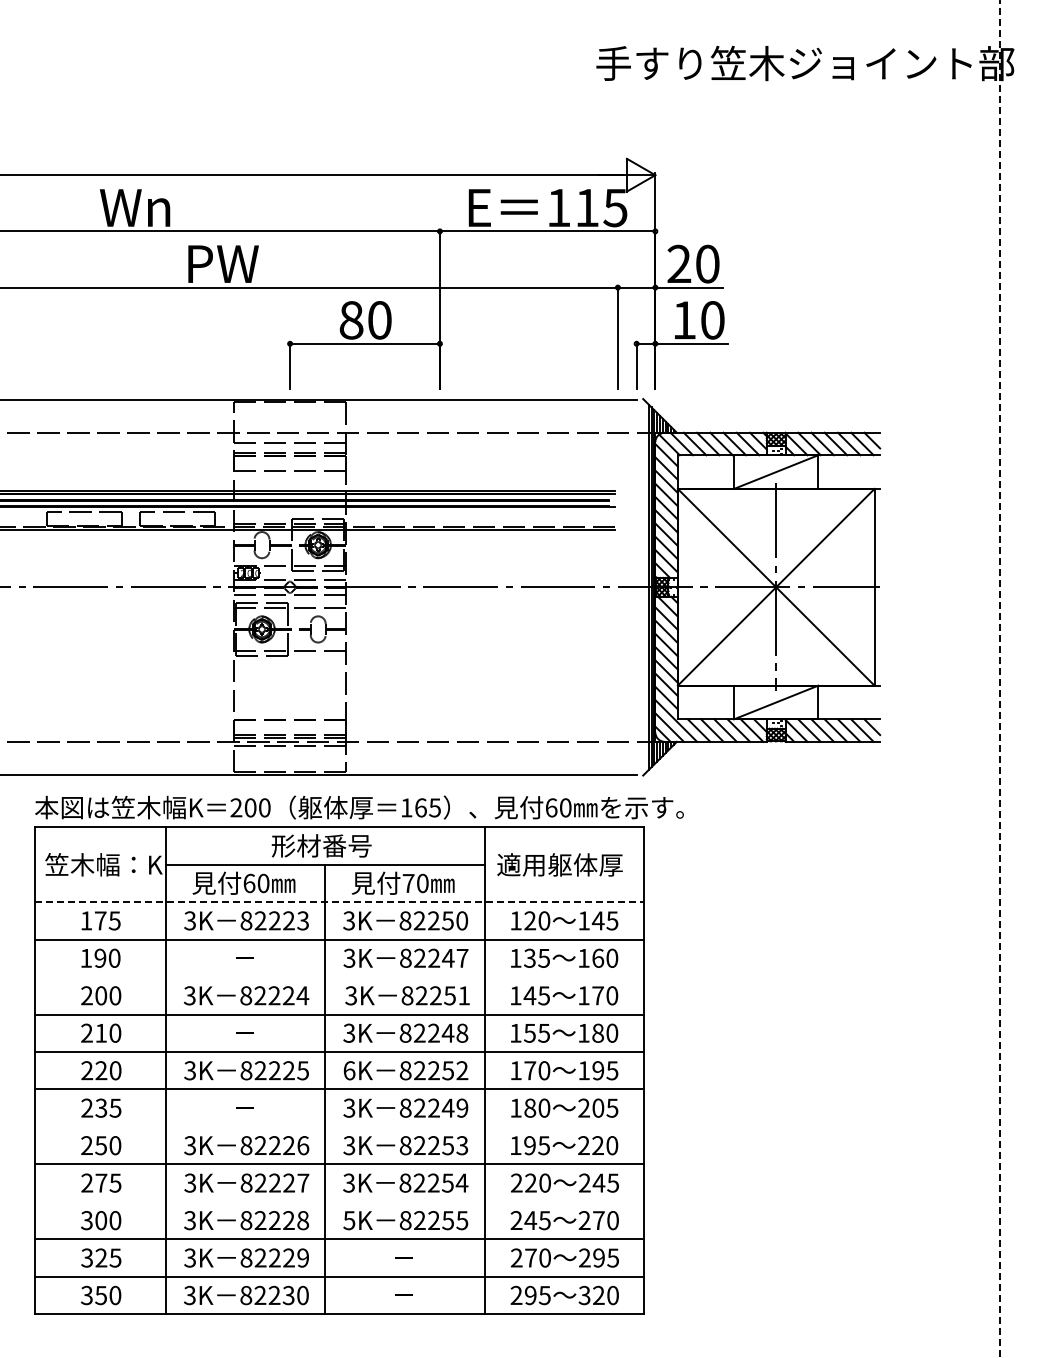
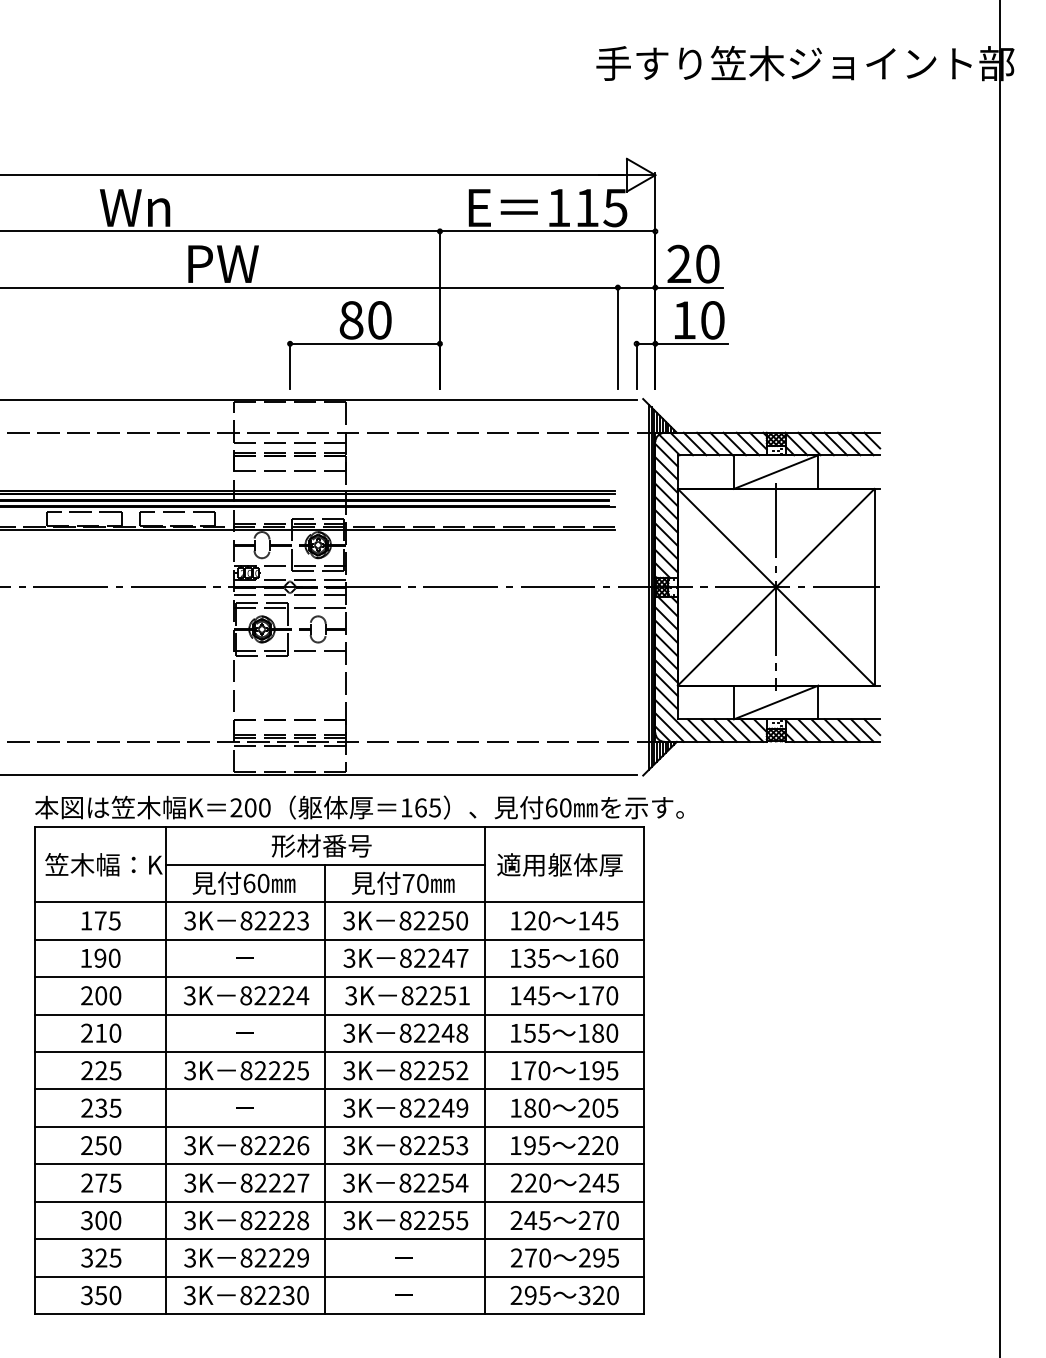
line: dashed -> solid (999, 678)
line: dashed -> solid (339, 902)
line: none -> present (339, 977)
text: 220 -> 225 (115, 1070)
text: 6K -> 3K (349, 1070)
line: none -> present (339, 1126)
line: none -> present (339, 1201)
text: 5K -> 3K (349, 1220)
